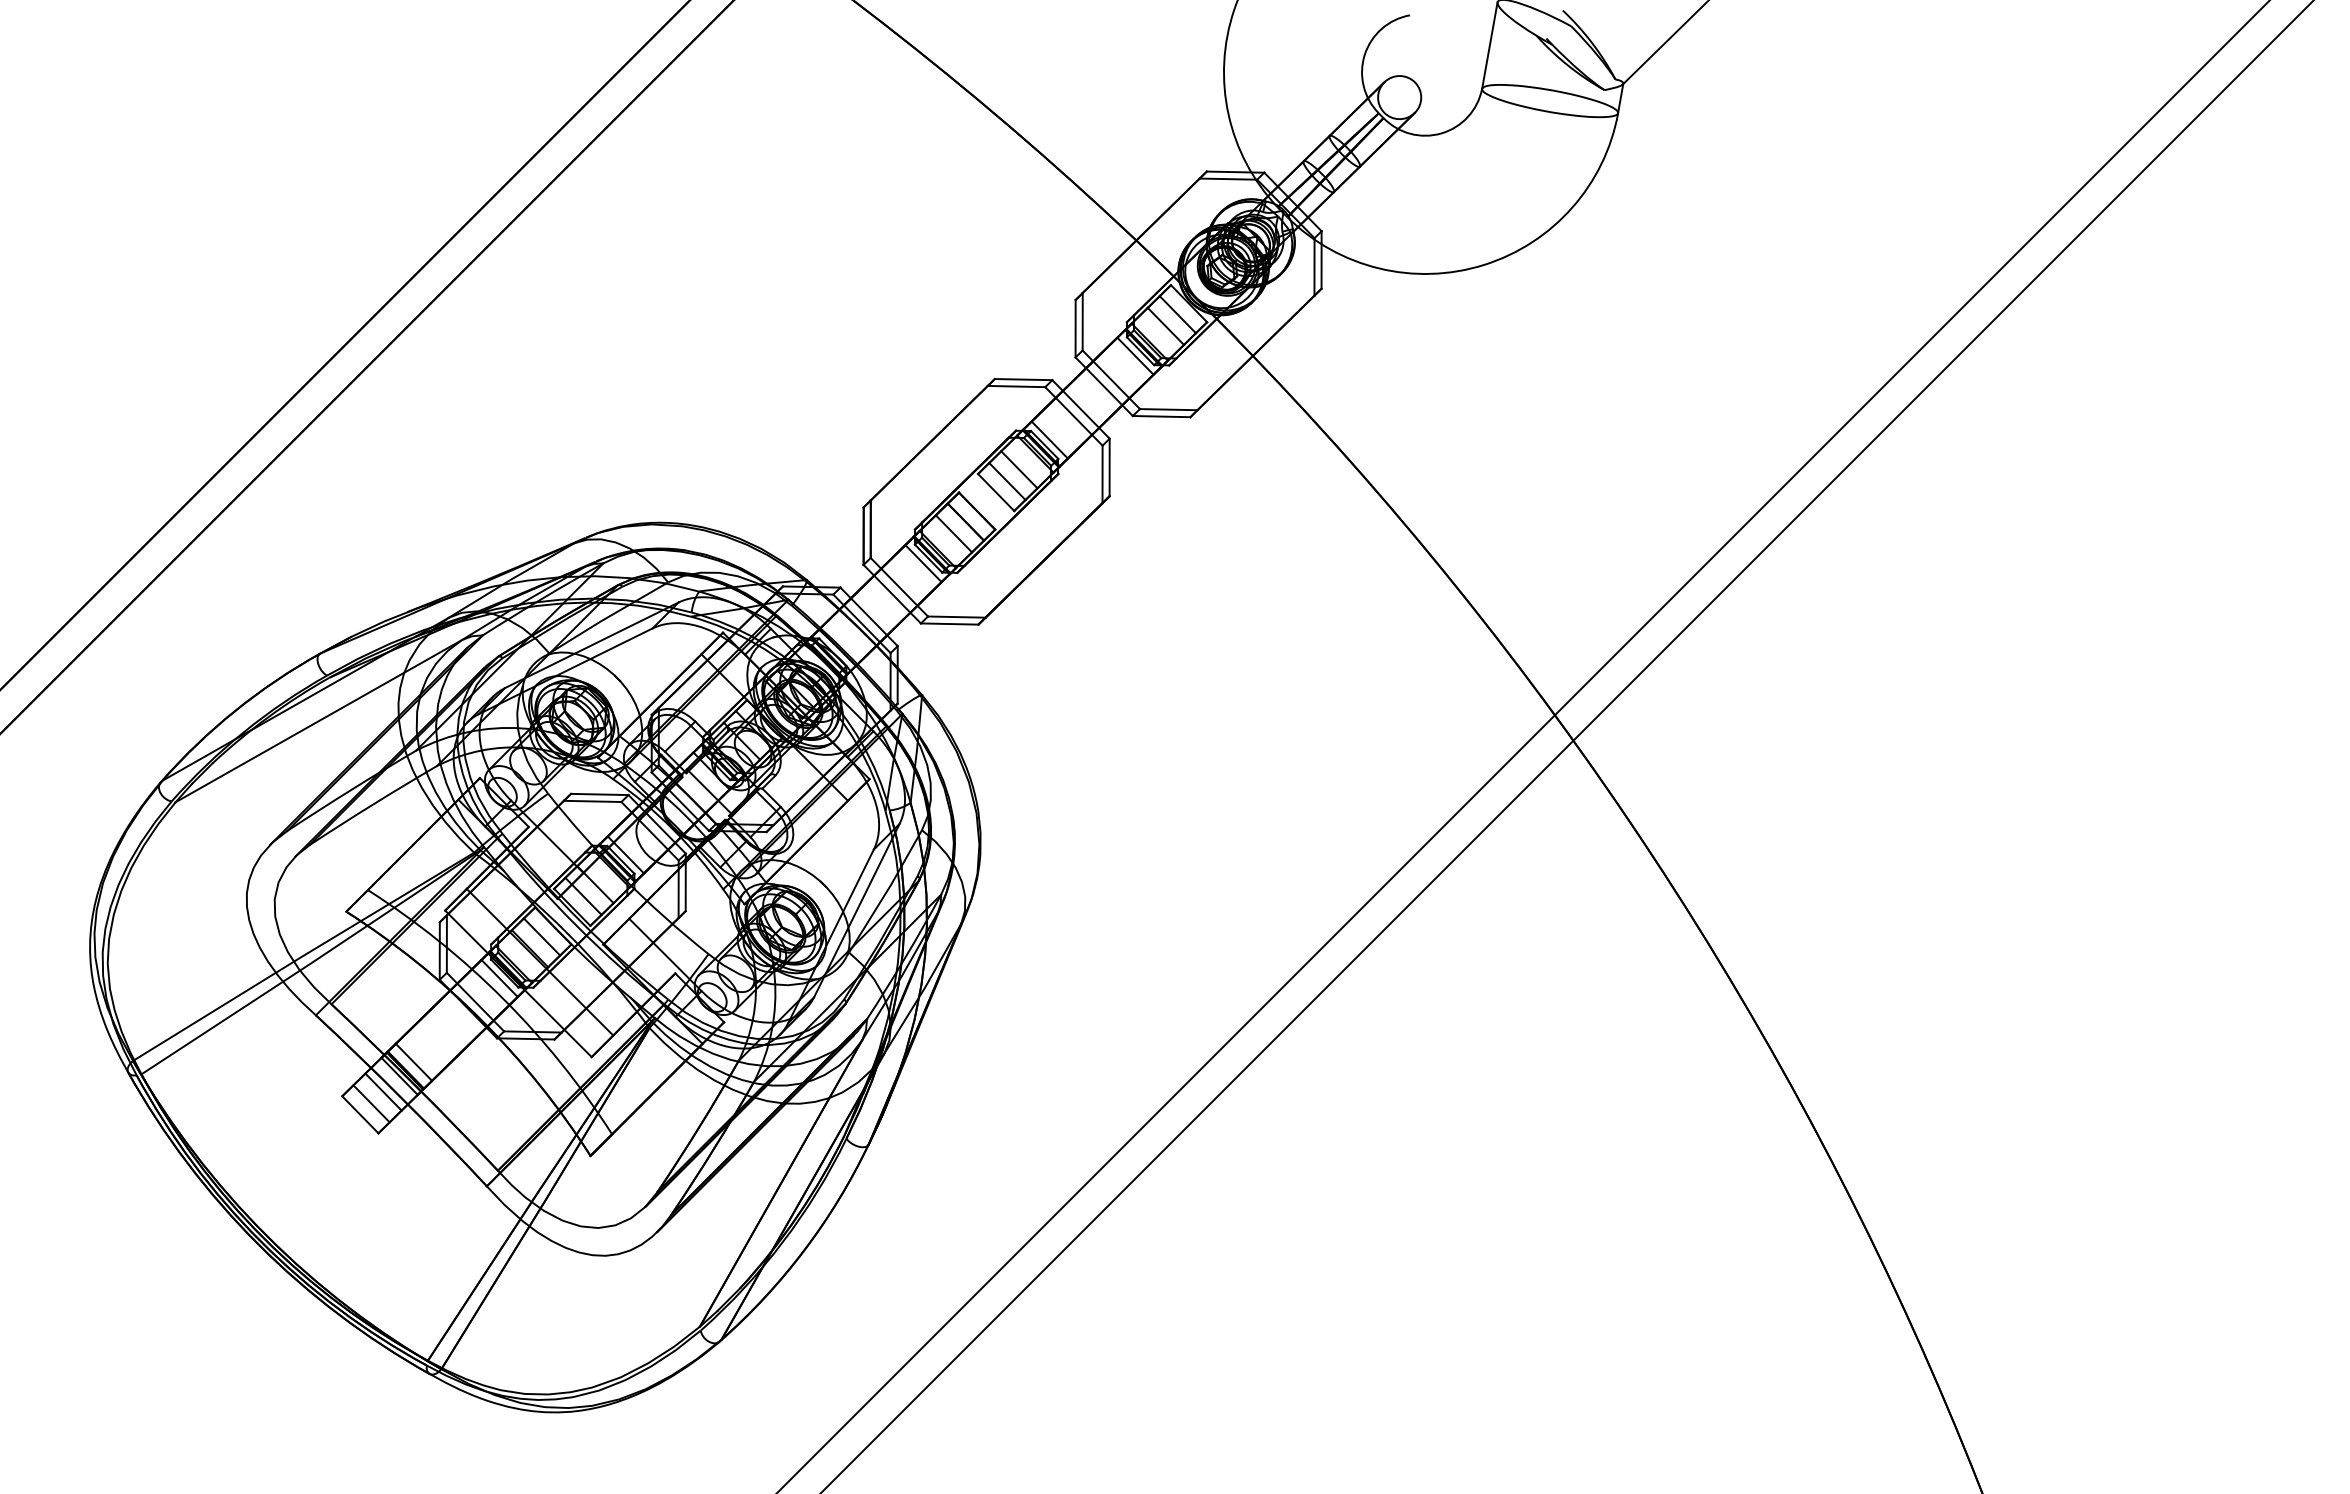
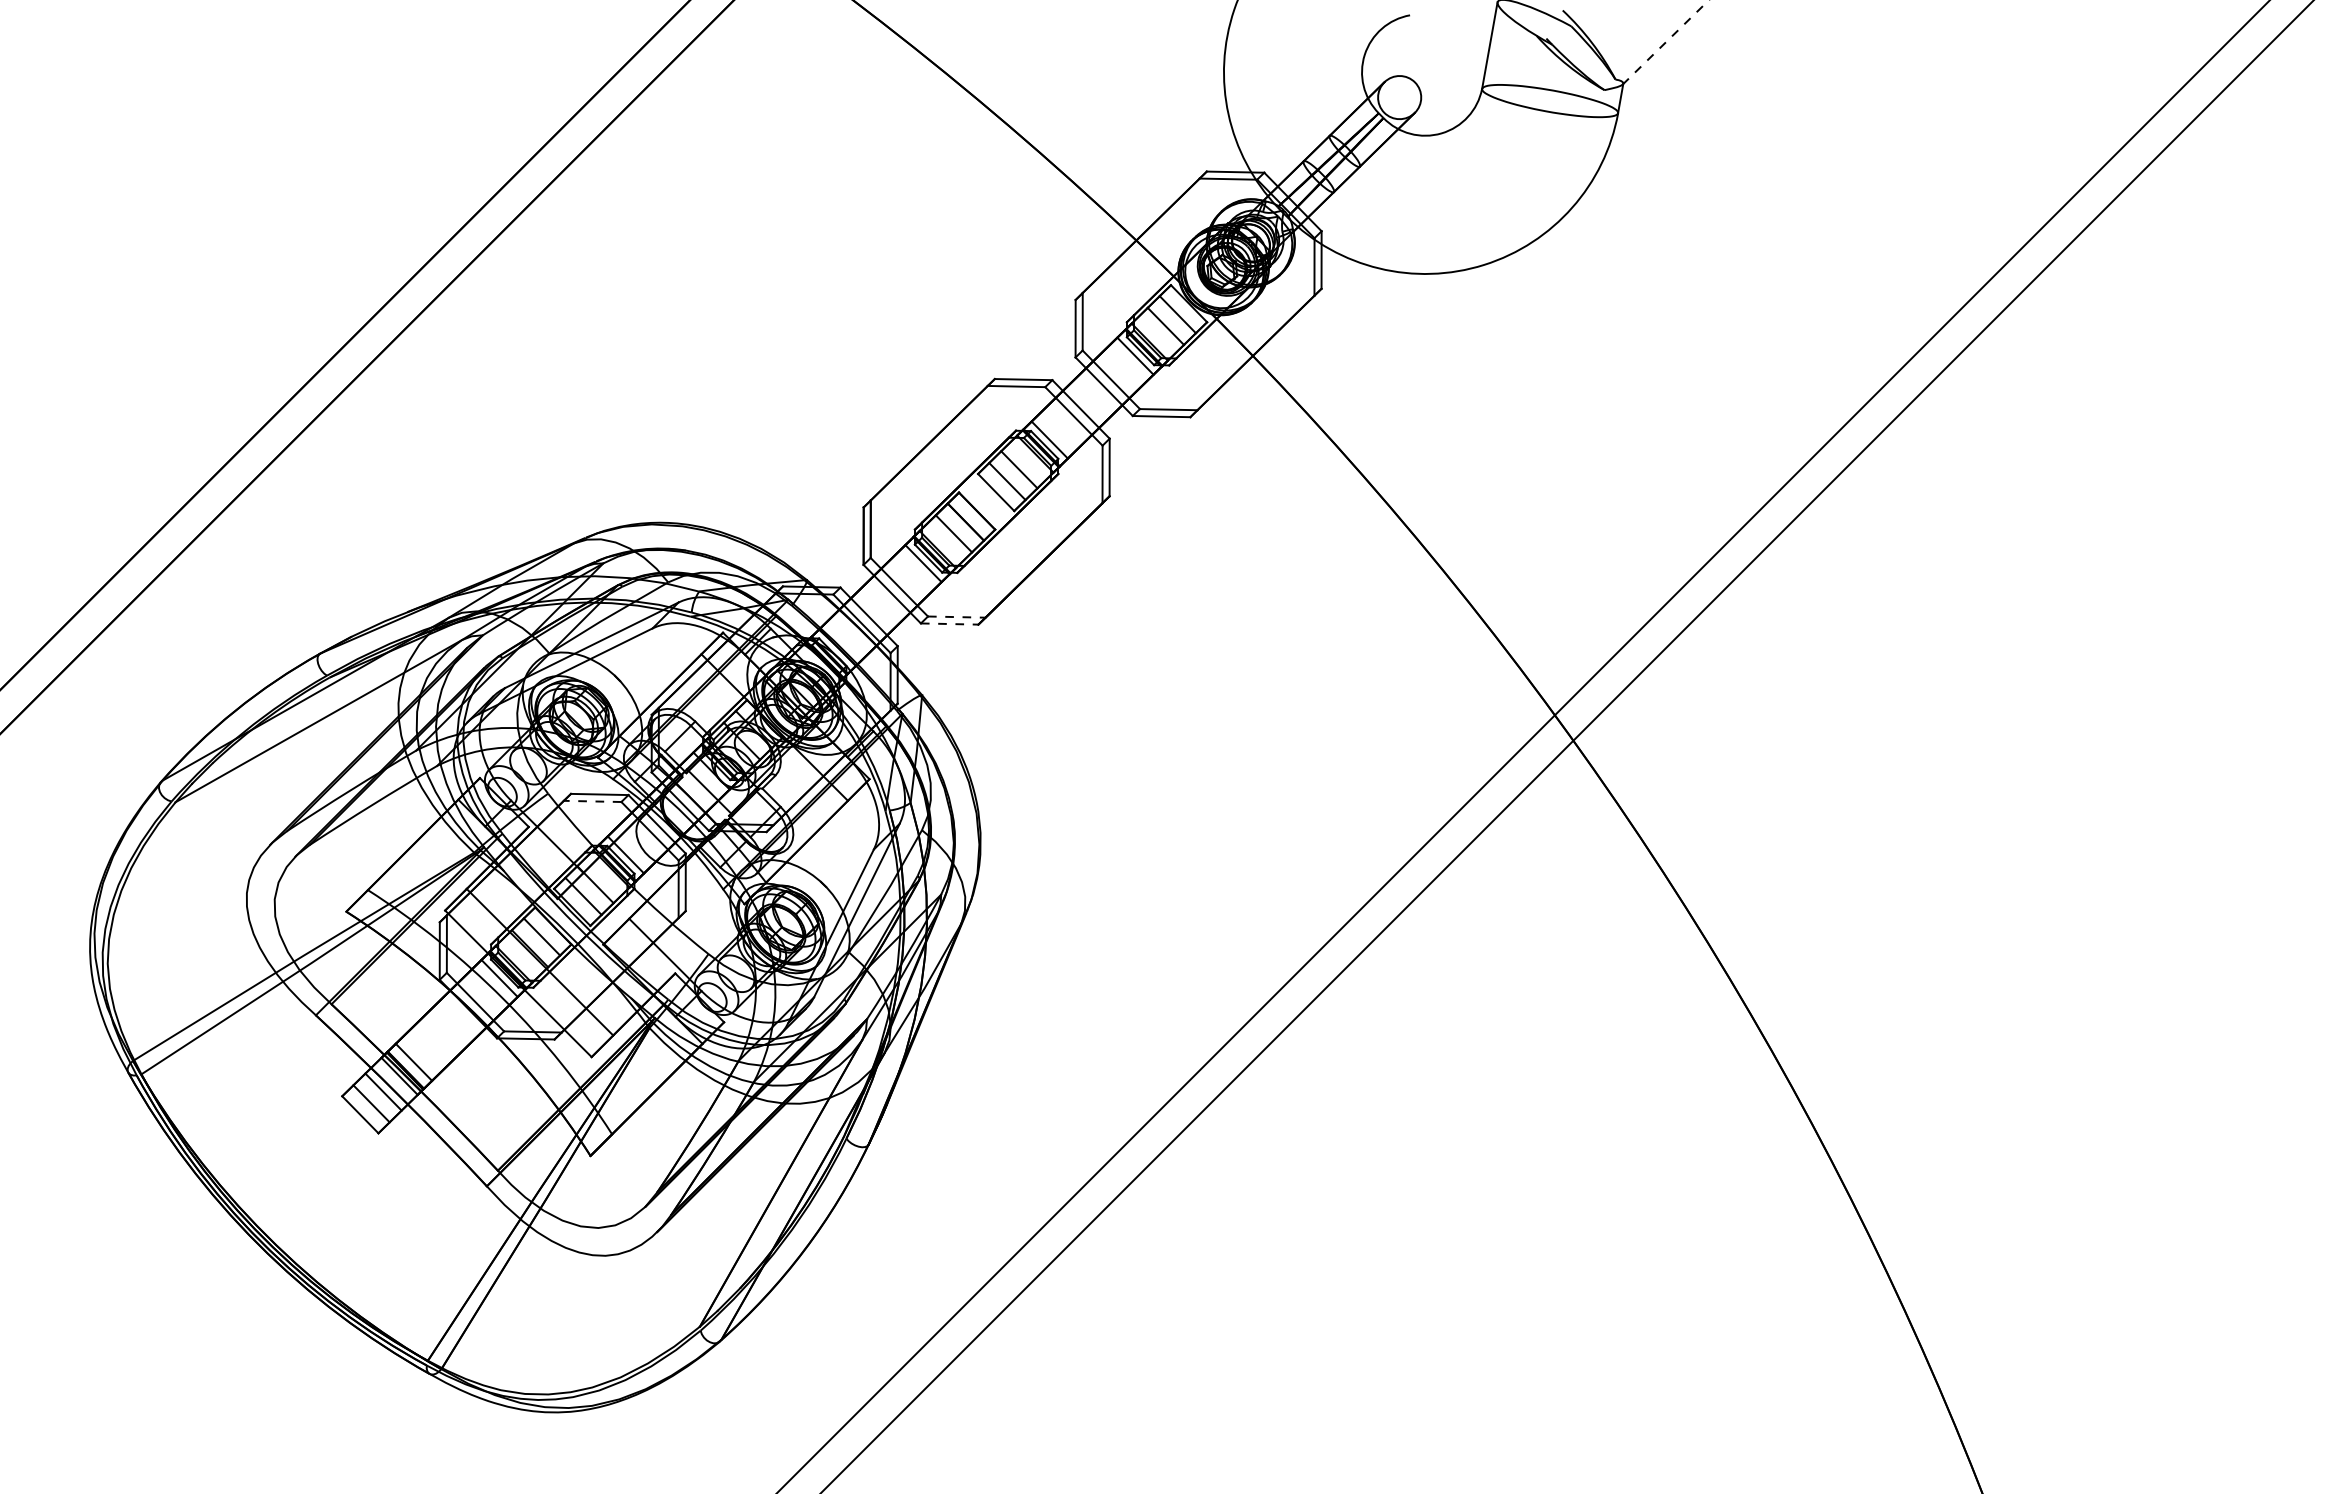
line: solid -> dashed (1666, 42)
line: solid -> dashed (956, 617)
line: solid -> dashed (949, 624)
line: solid -> dashed (592, 801)
